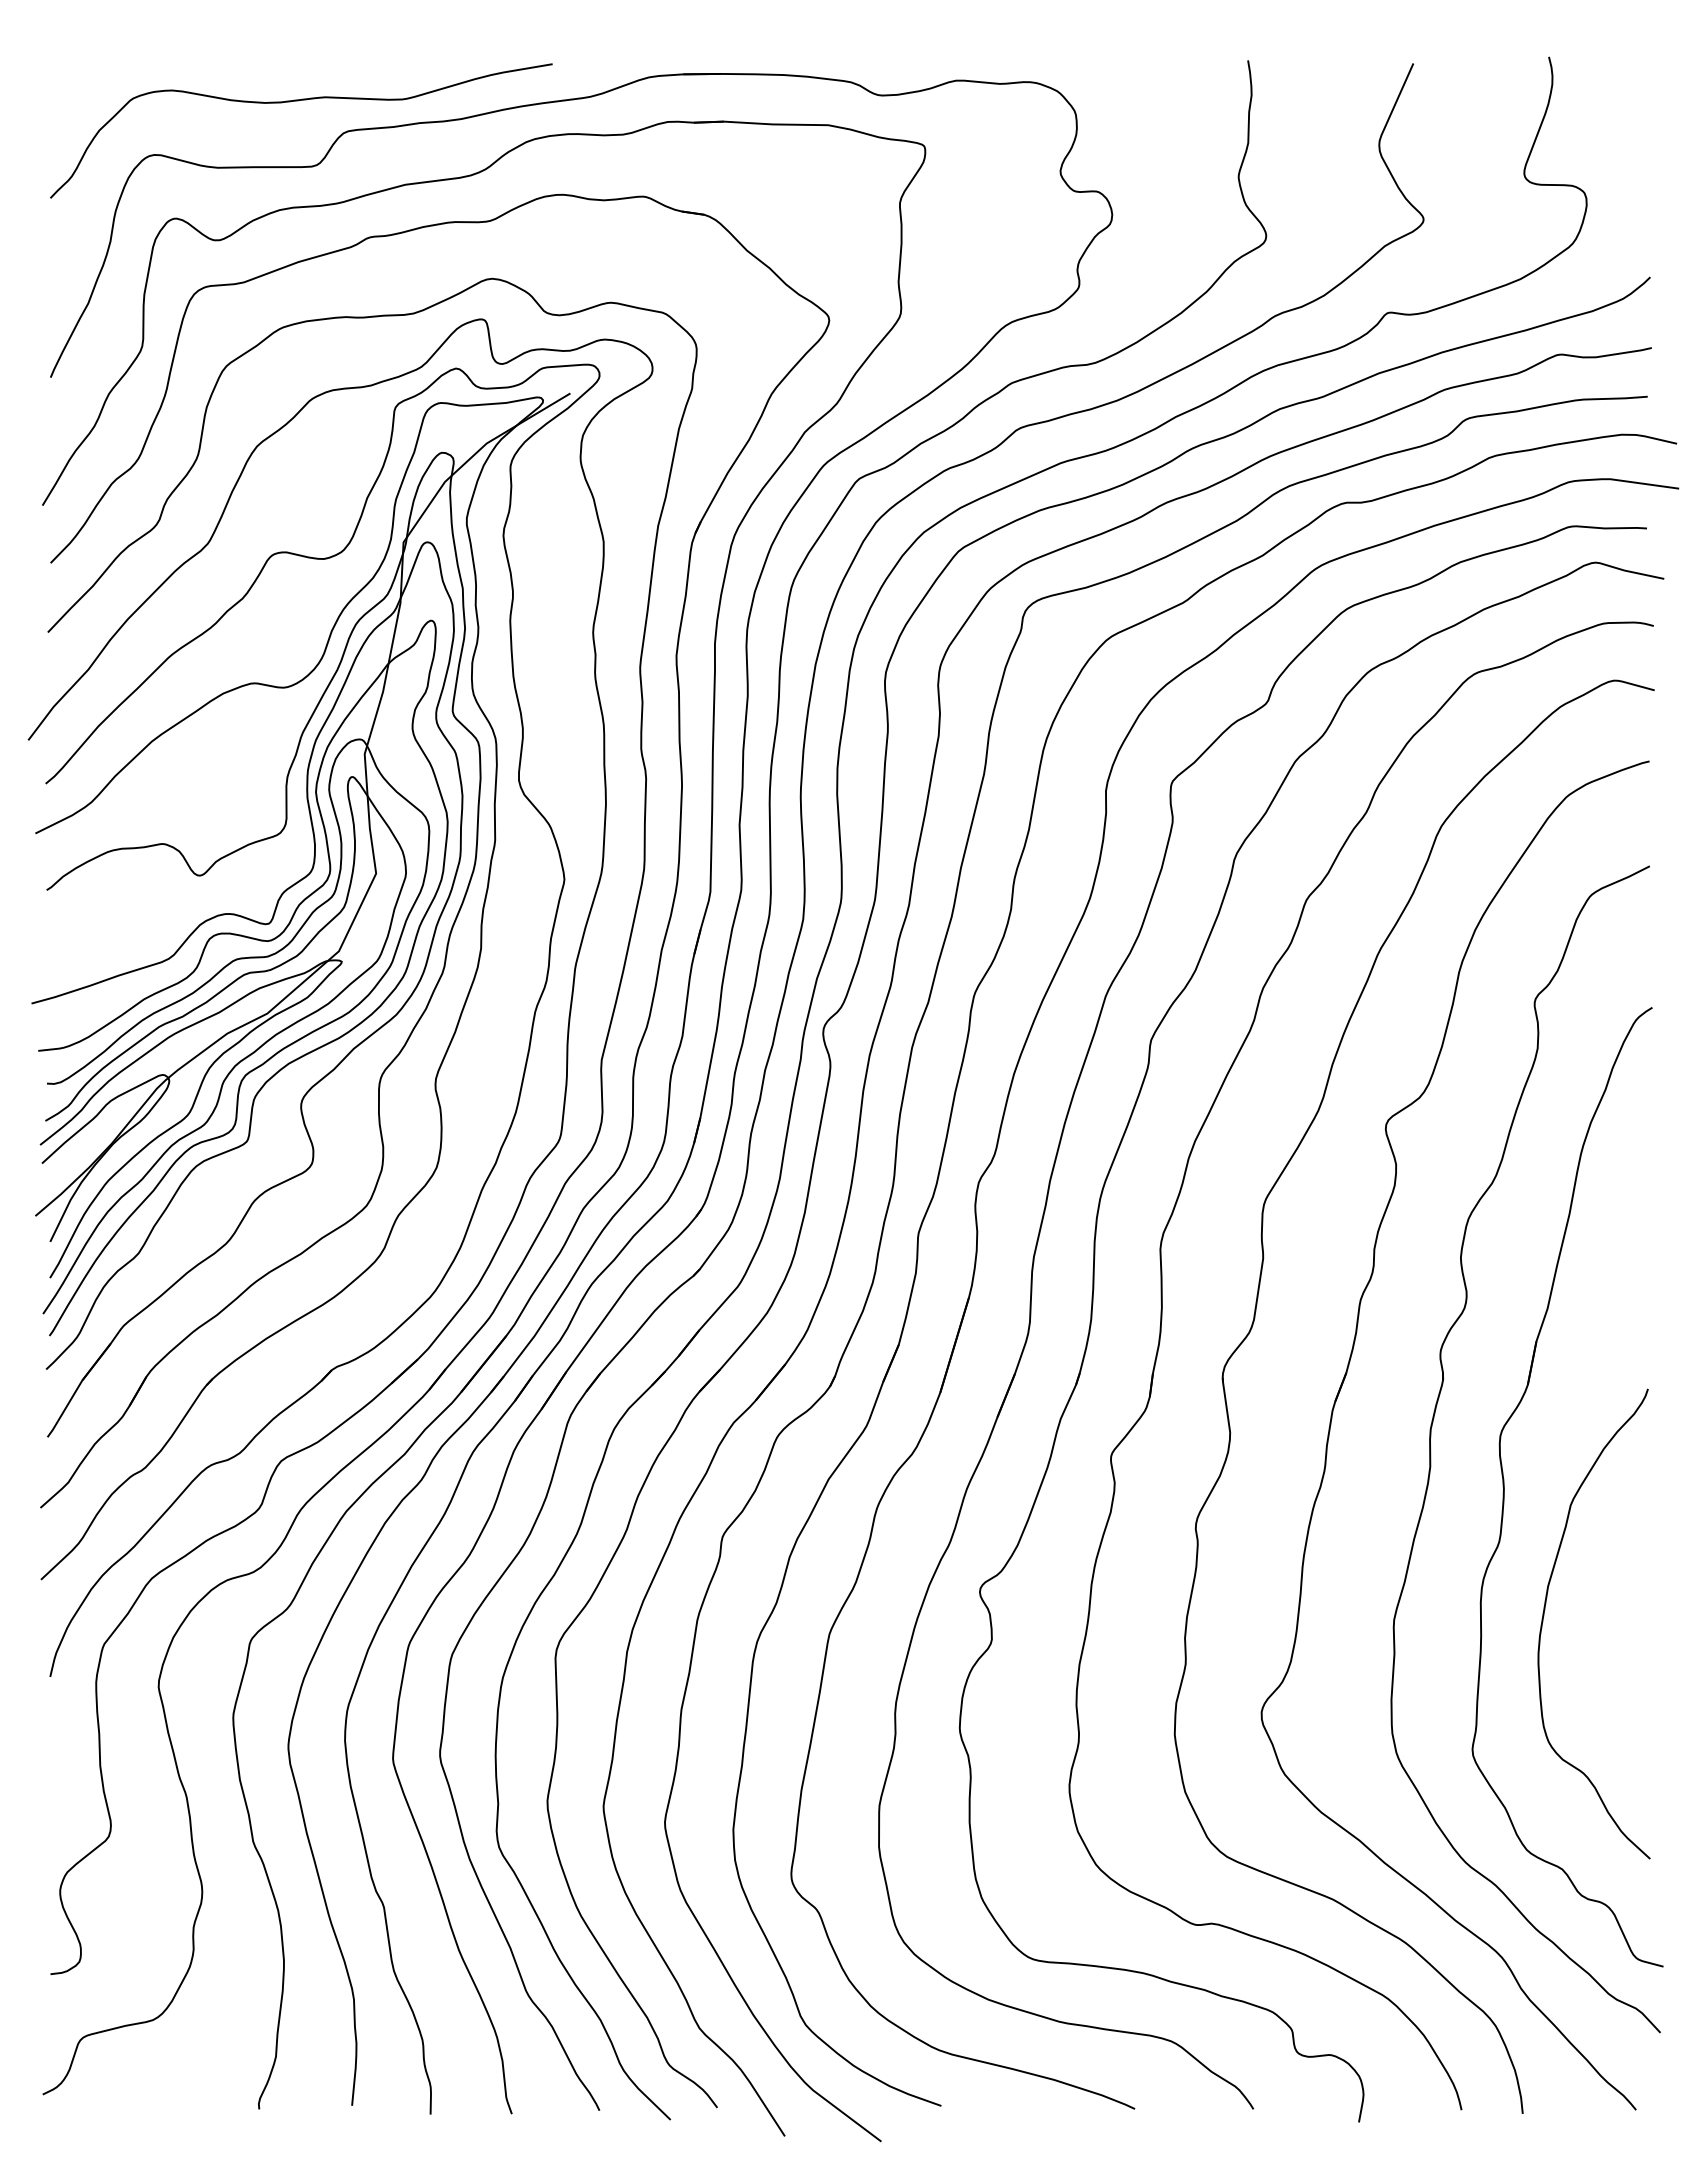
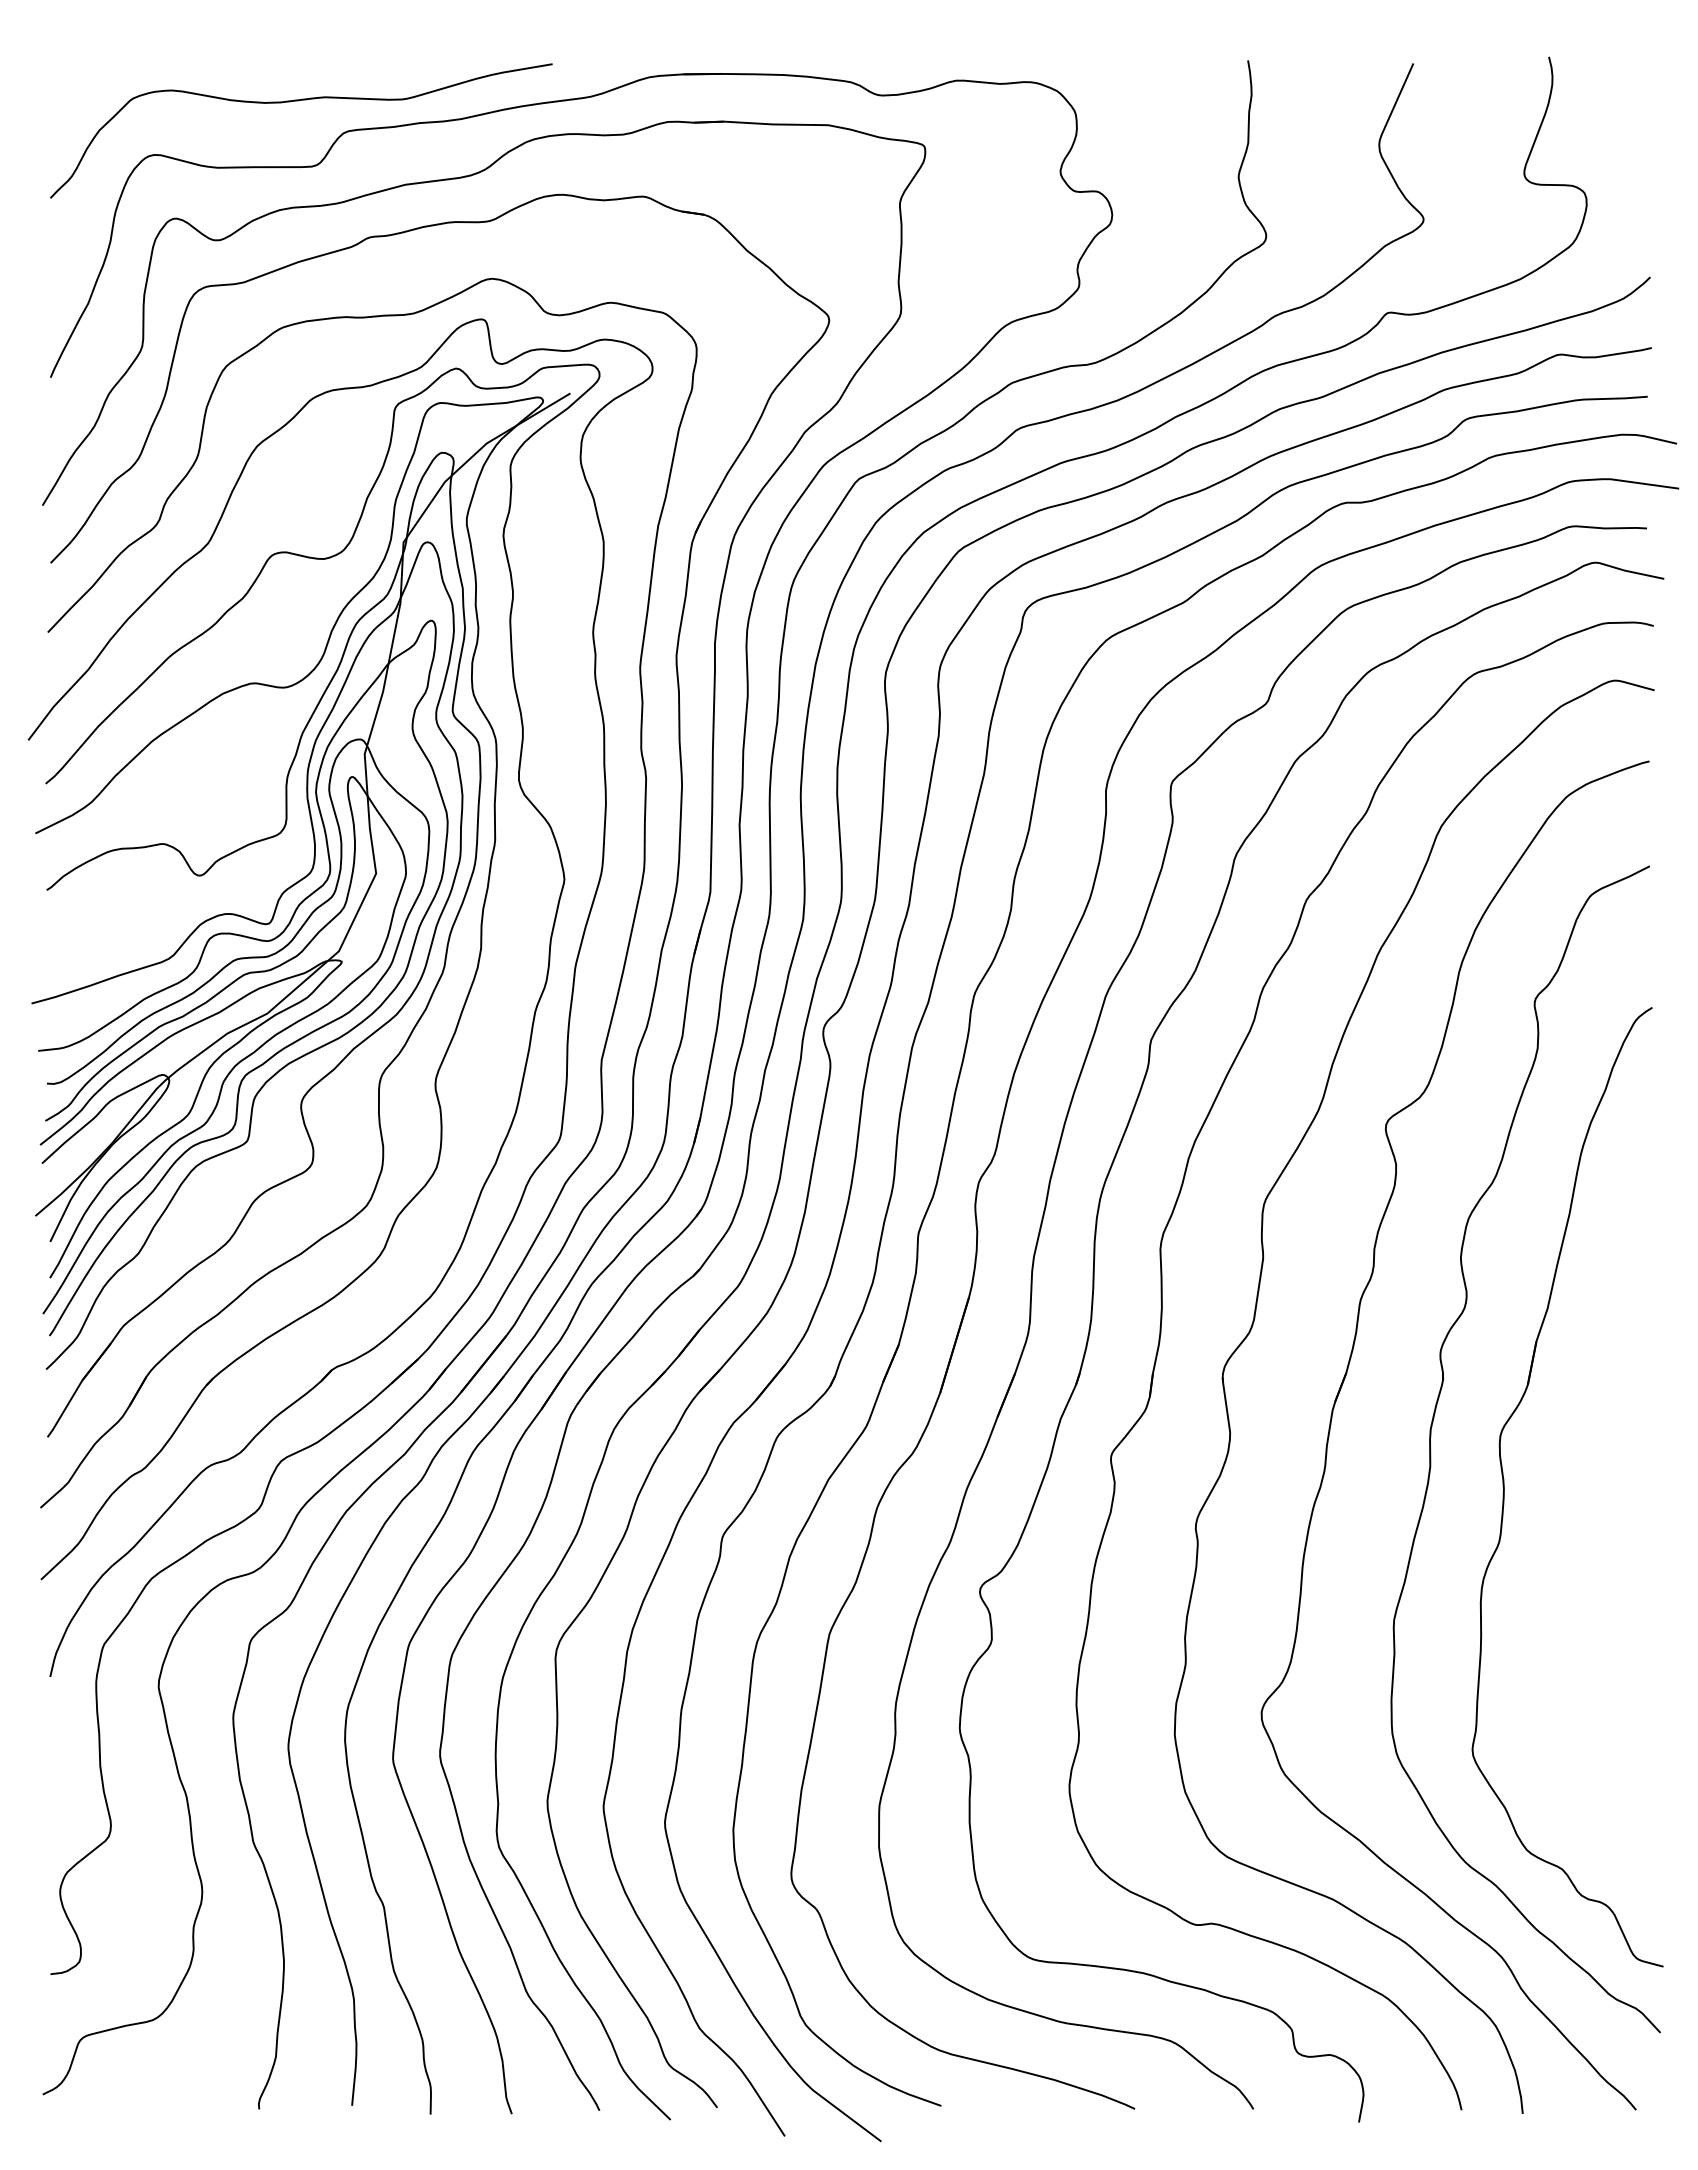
curve: present -> none (1544, 1616)
